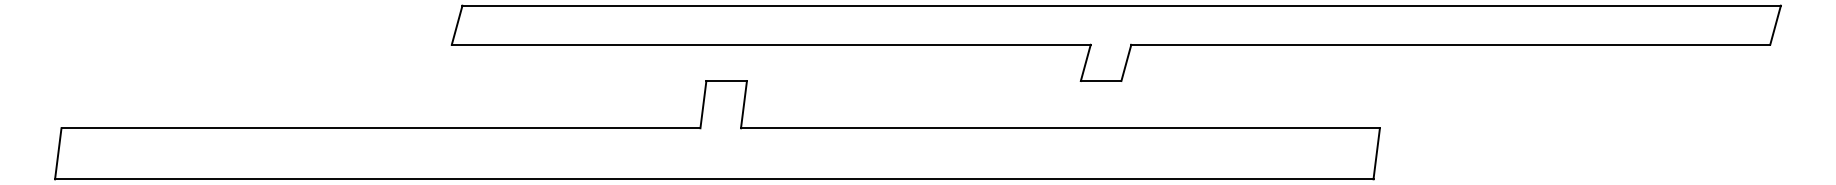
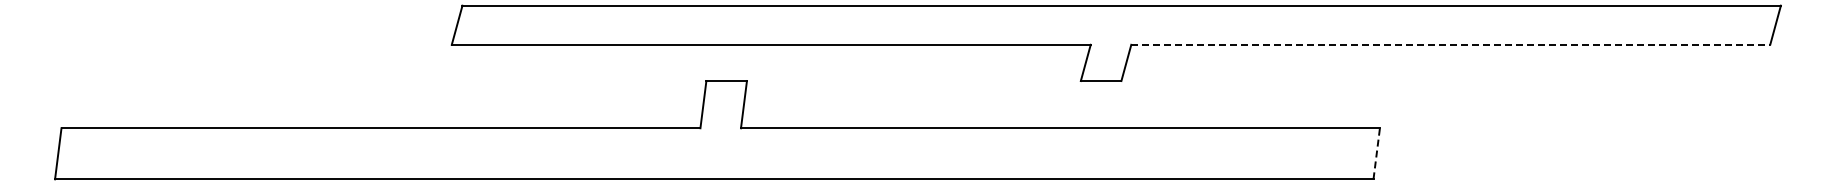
line: solid -> dashed (1451, 44)
line: solid -> dashed (1376, 153)
